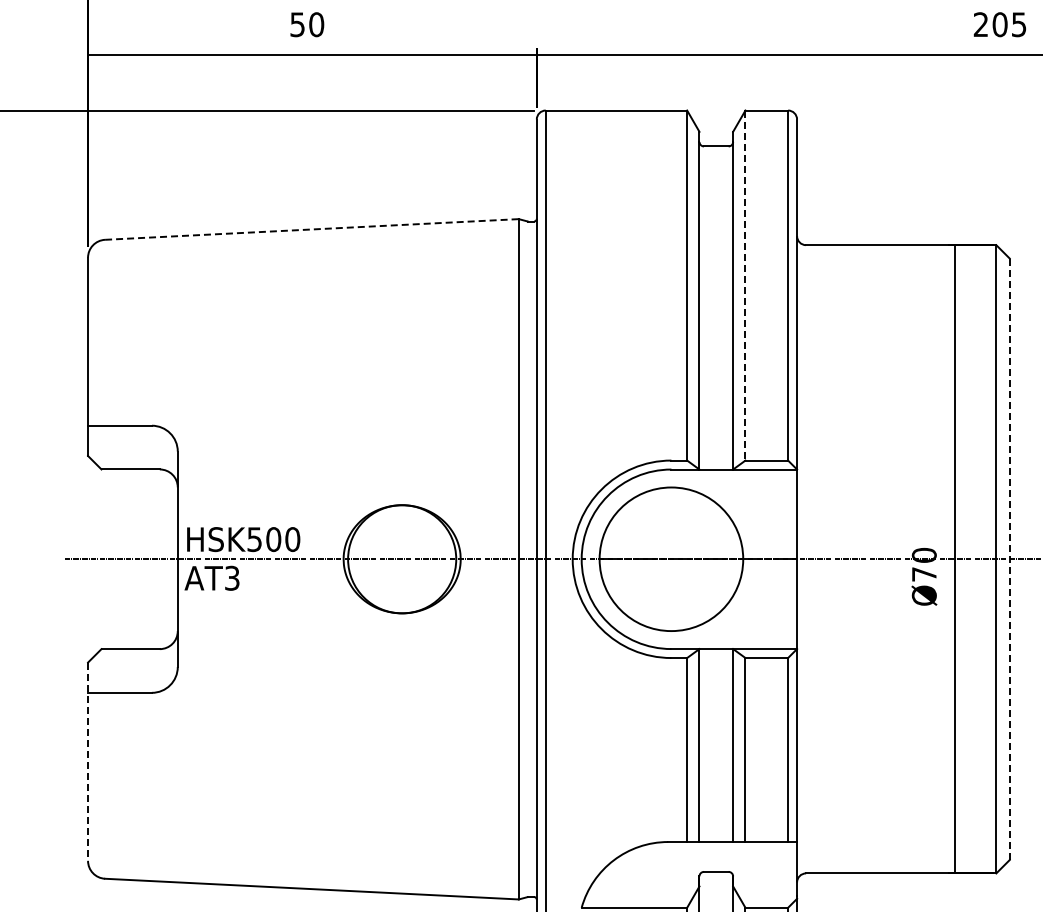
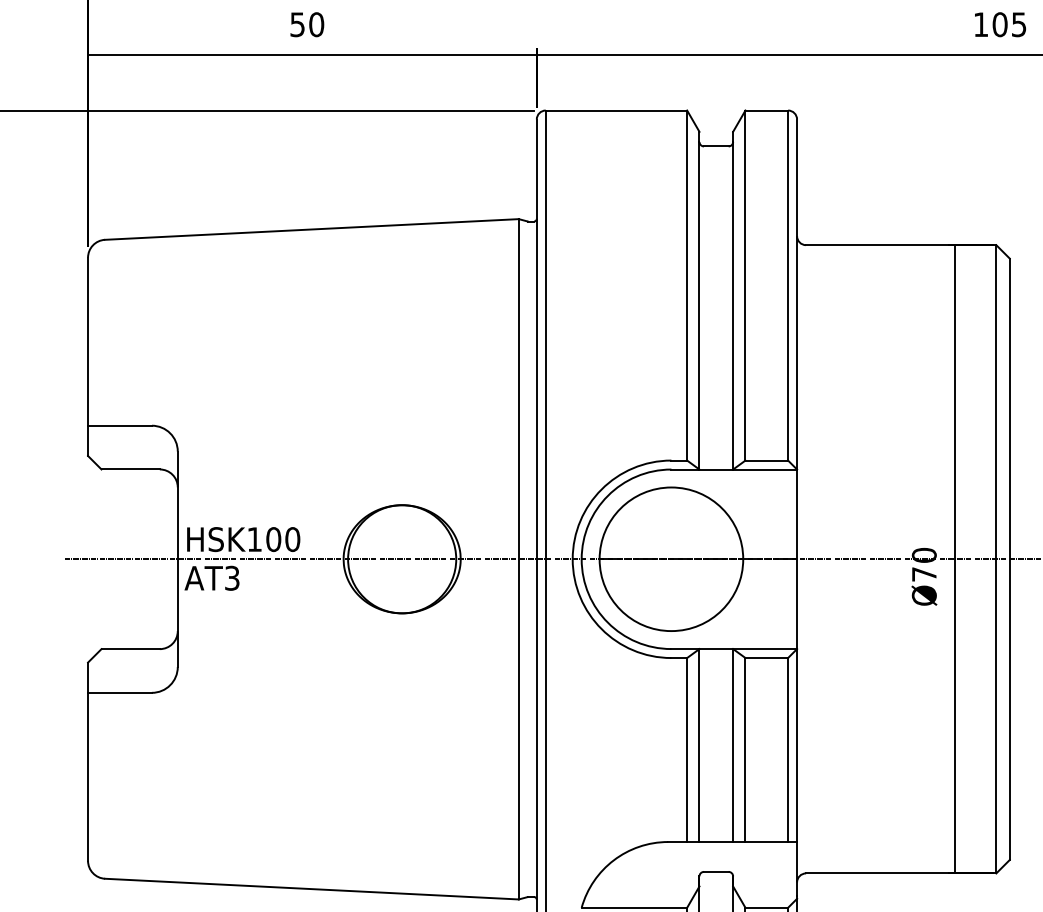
text: 205 -> 105 (980, 24)
line: dashed -> solid (312, 229)
line: dashed -> solid (745, 286)
text: HSK500 -> HSK100 (254, 539)
line: dashed -> solid (1009, 559)
line: dashed -> solid (88, 762)
